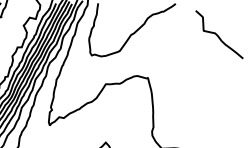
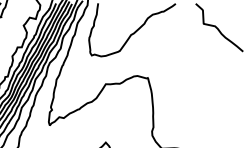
curve position: (218, 35) -> (218, 28) (218, 28)
